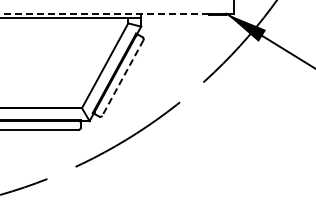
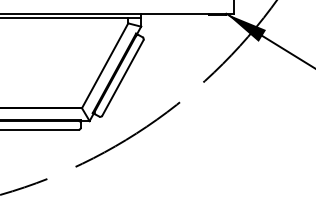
line: dashed -> solid (104, 13)
line: dashed -> solid (122, 78)
